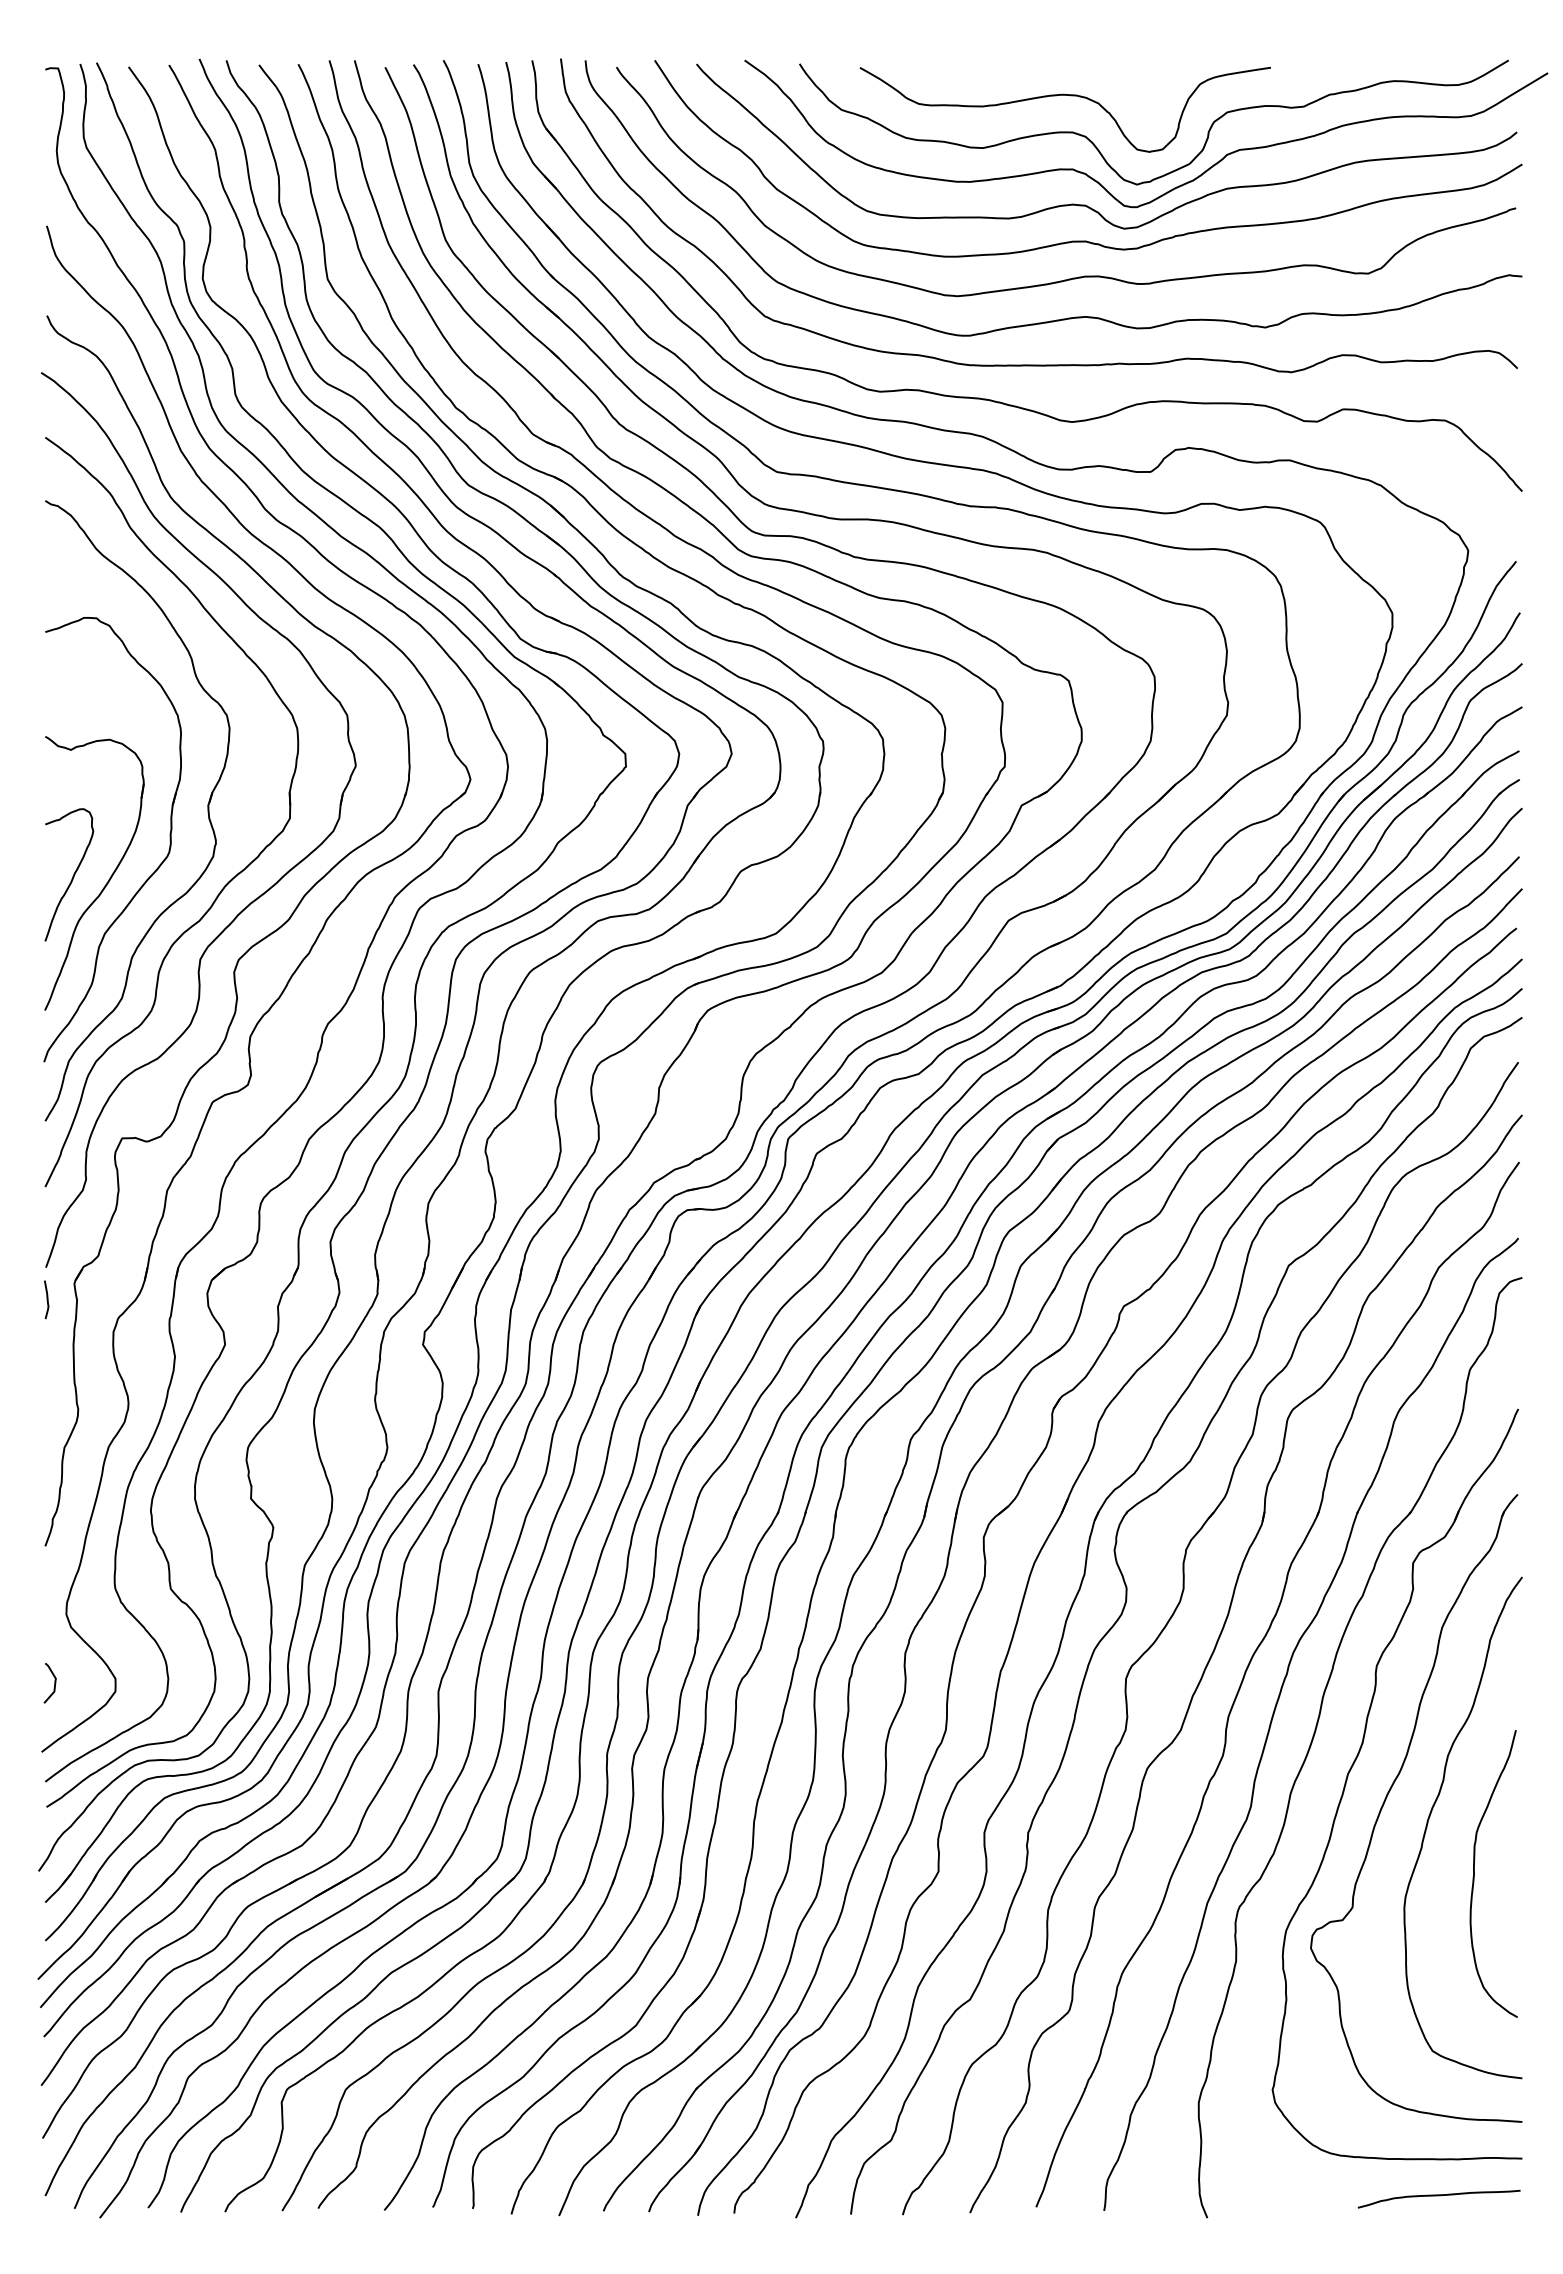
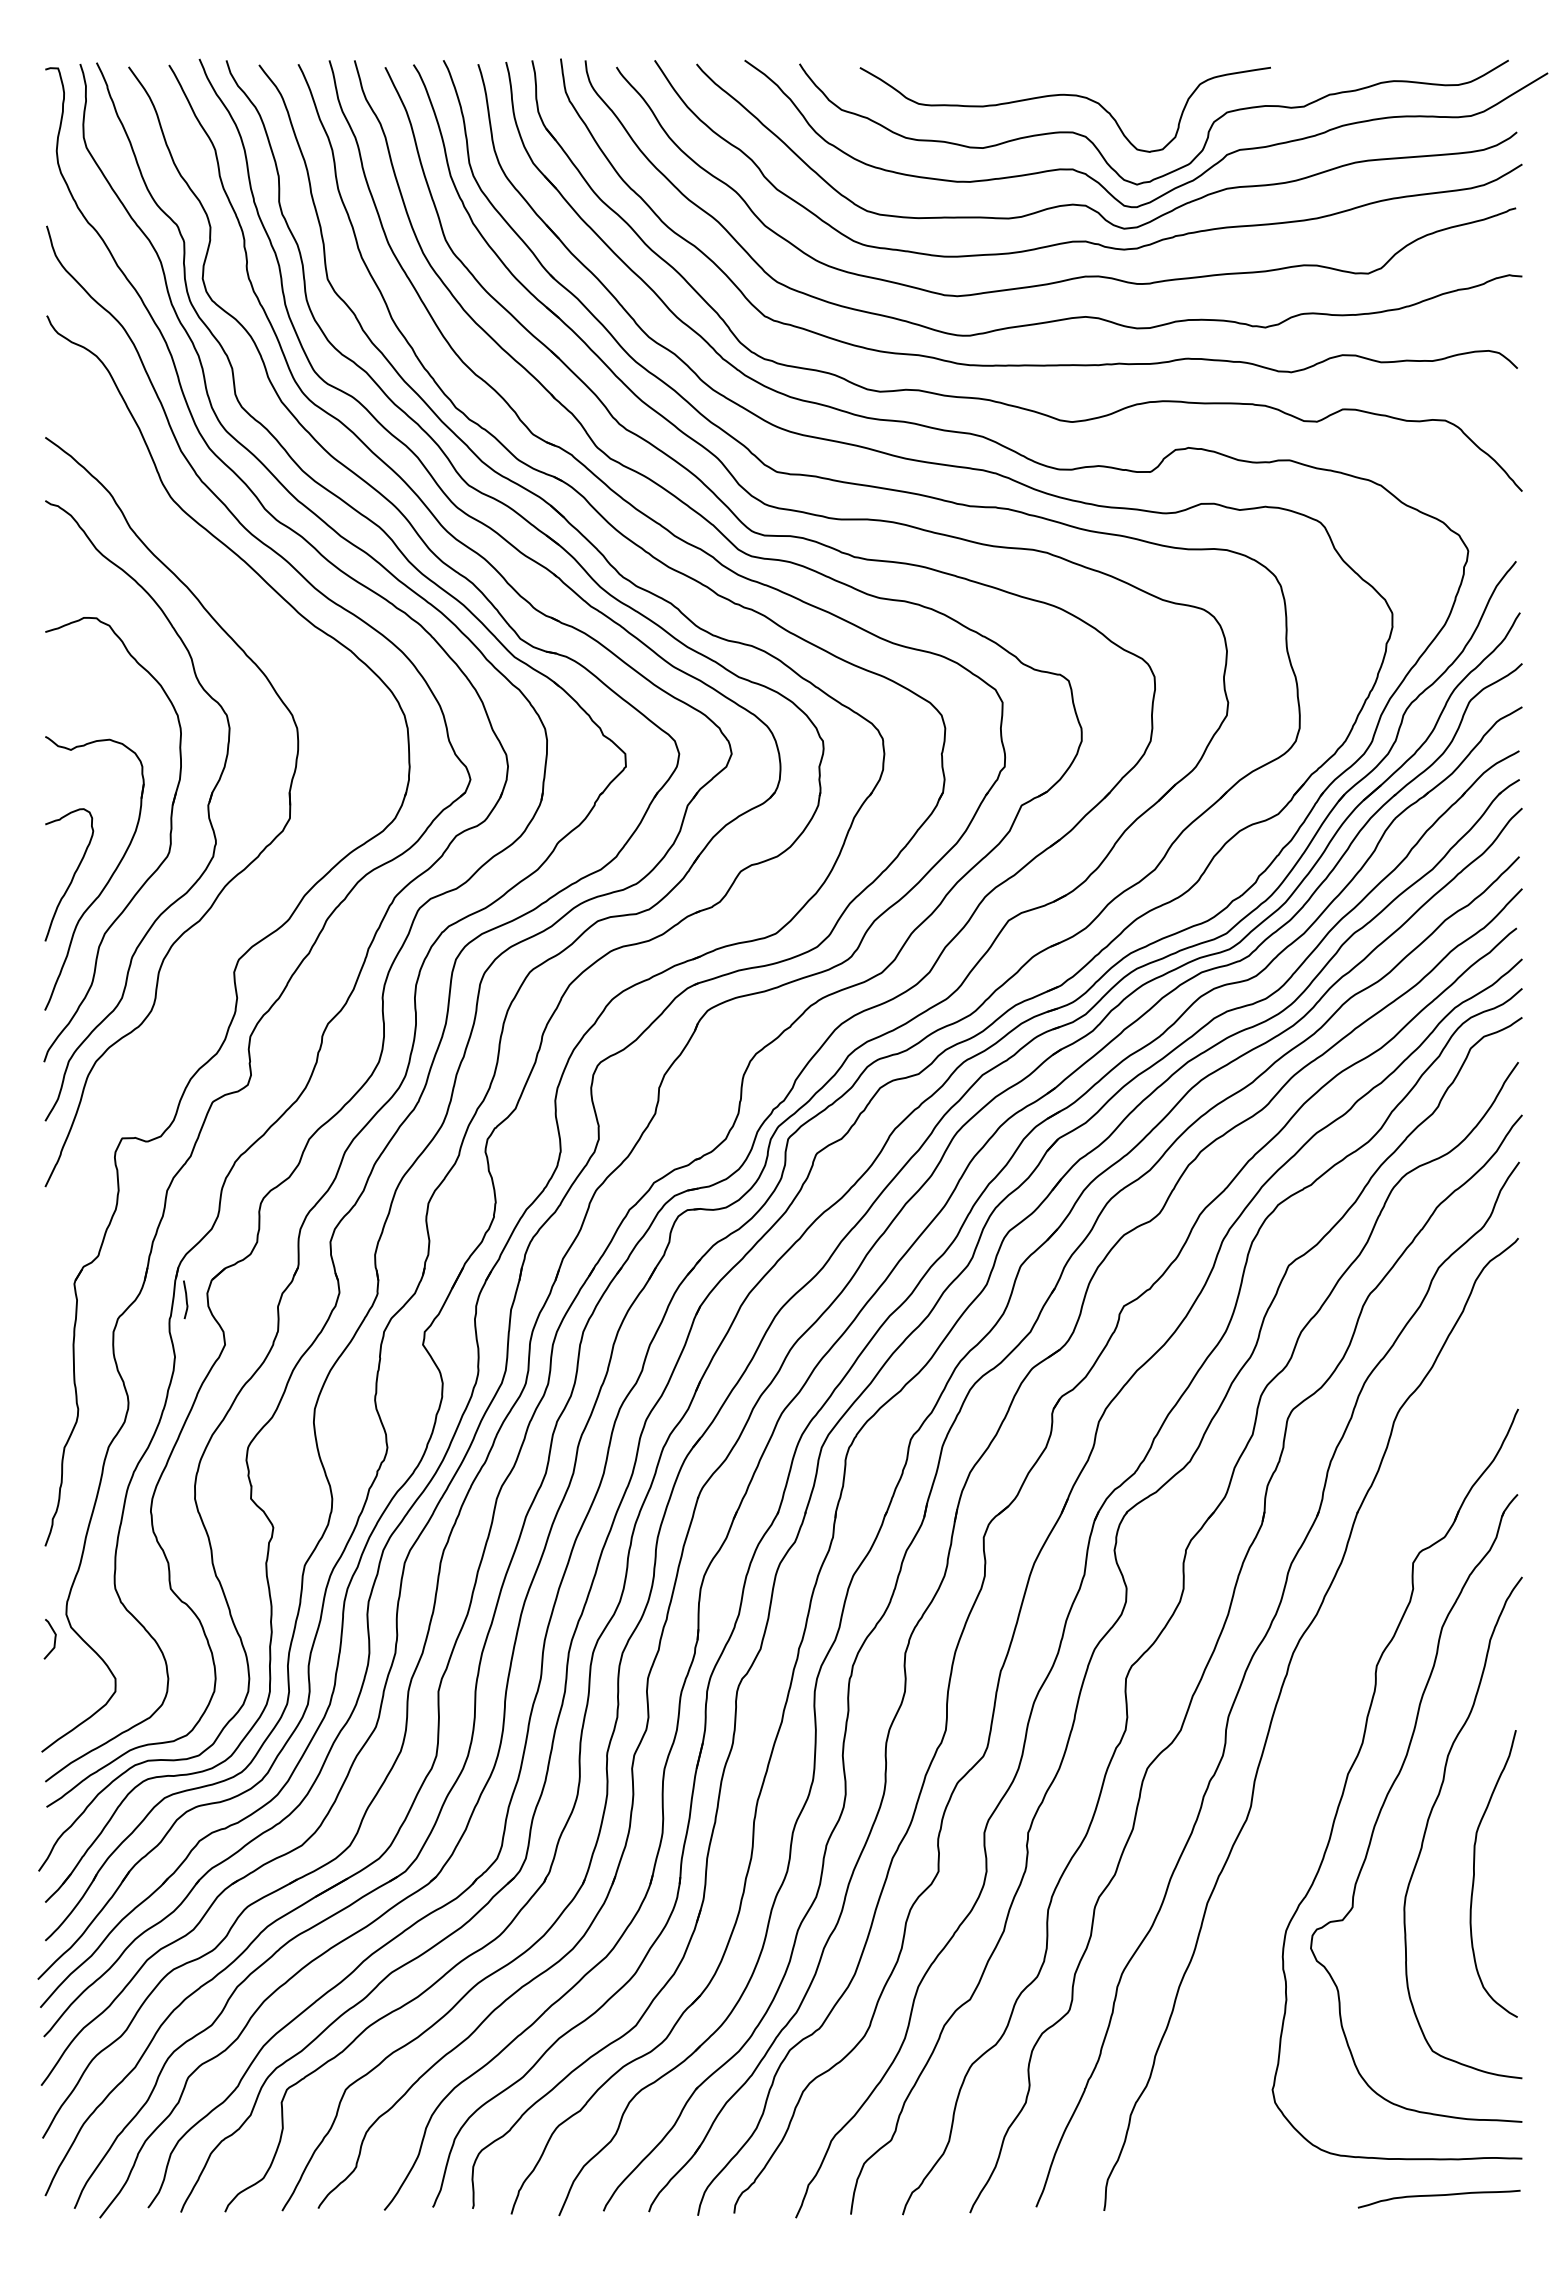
part: present -> none (255, 898)
curve position: (46, 1299) -> (185, 1299) (185, 1299)
curve position: (54, 1683) -> (54, 1639) (54, 1639)
part: present -> none (1316, 1731)
